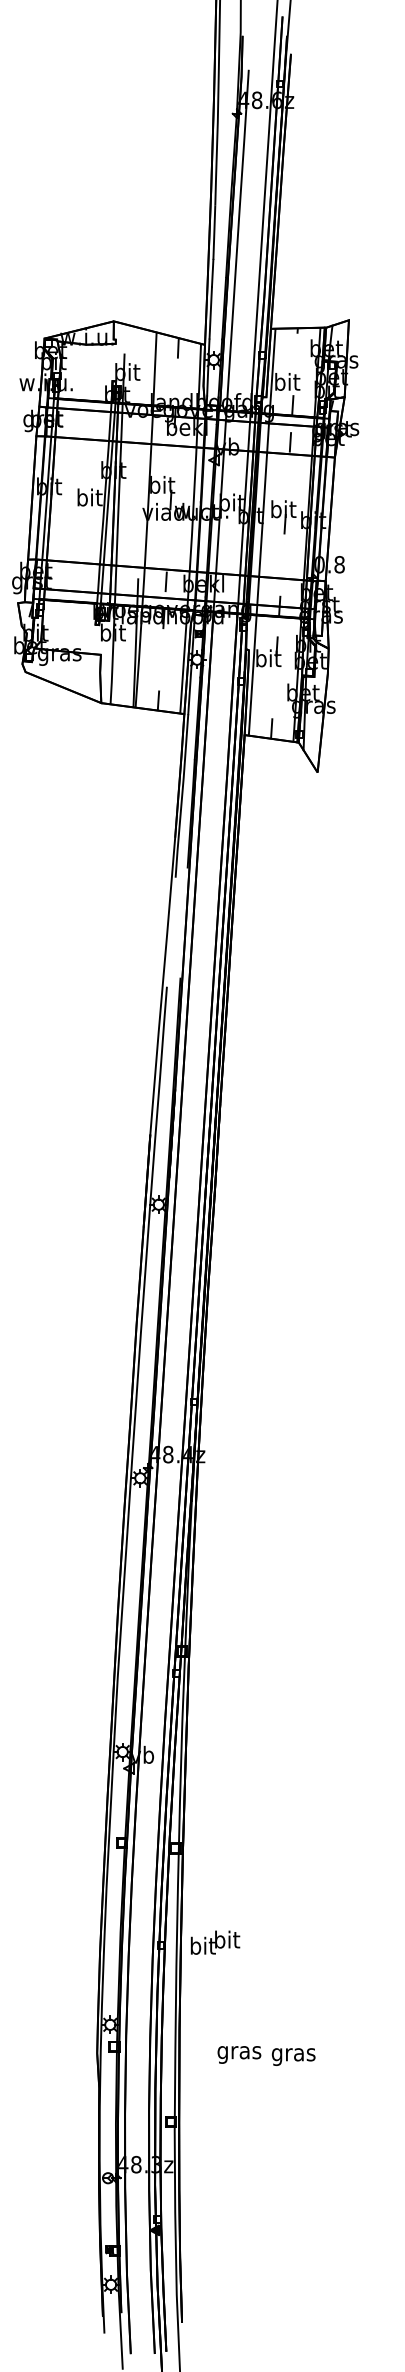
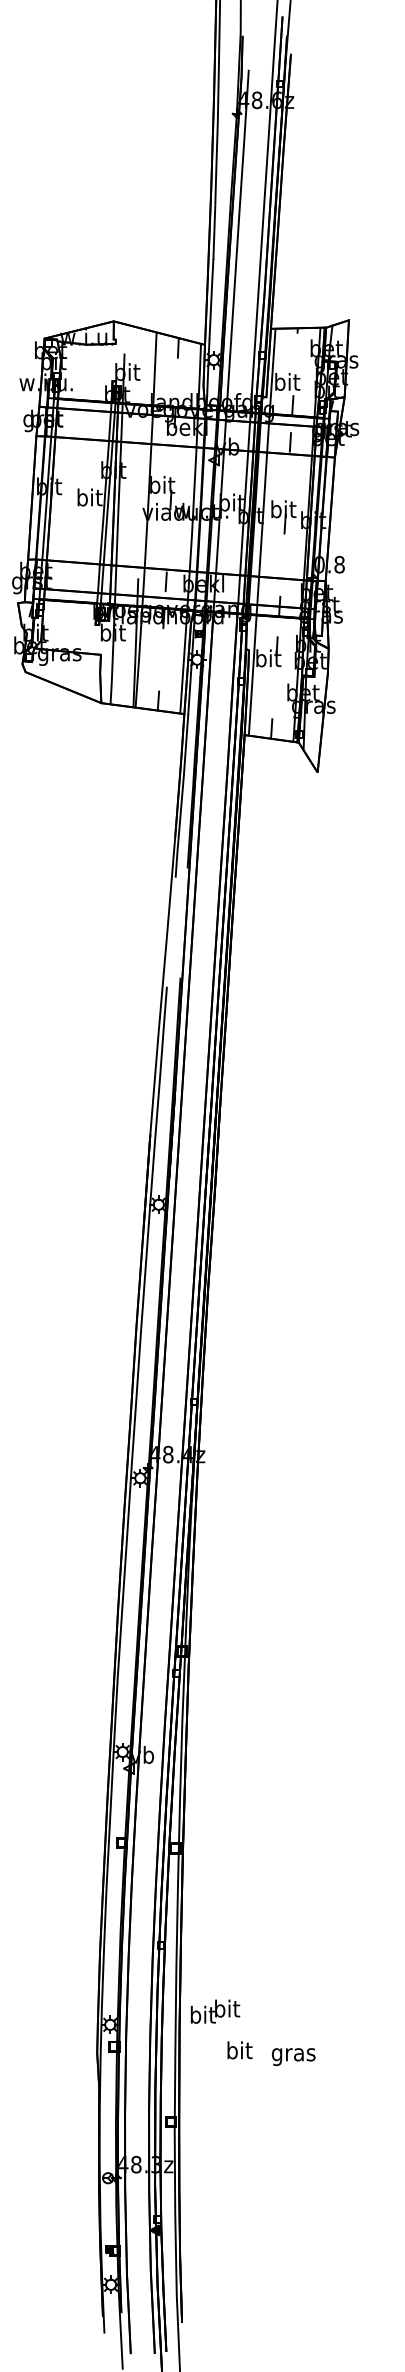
text position: (215, 1942) -> (215, 2011) (215, 2011)
text: gras -> bit (239, 2052)
